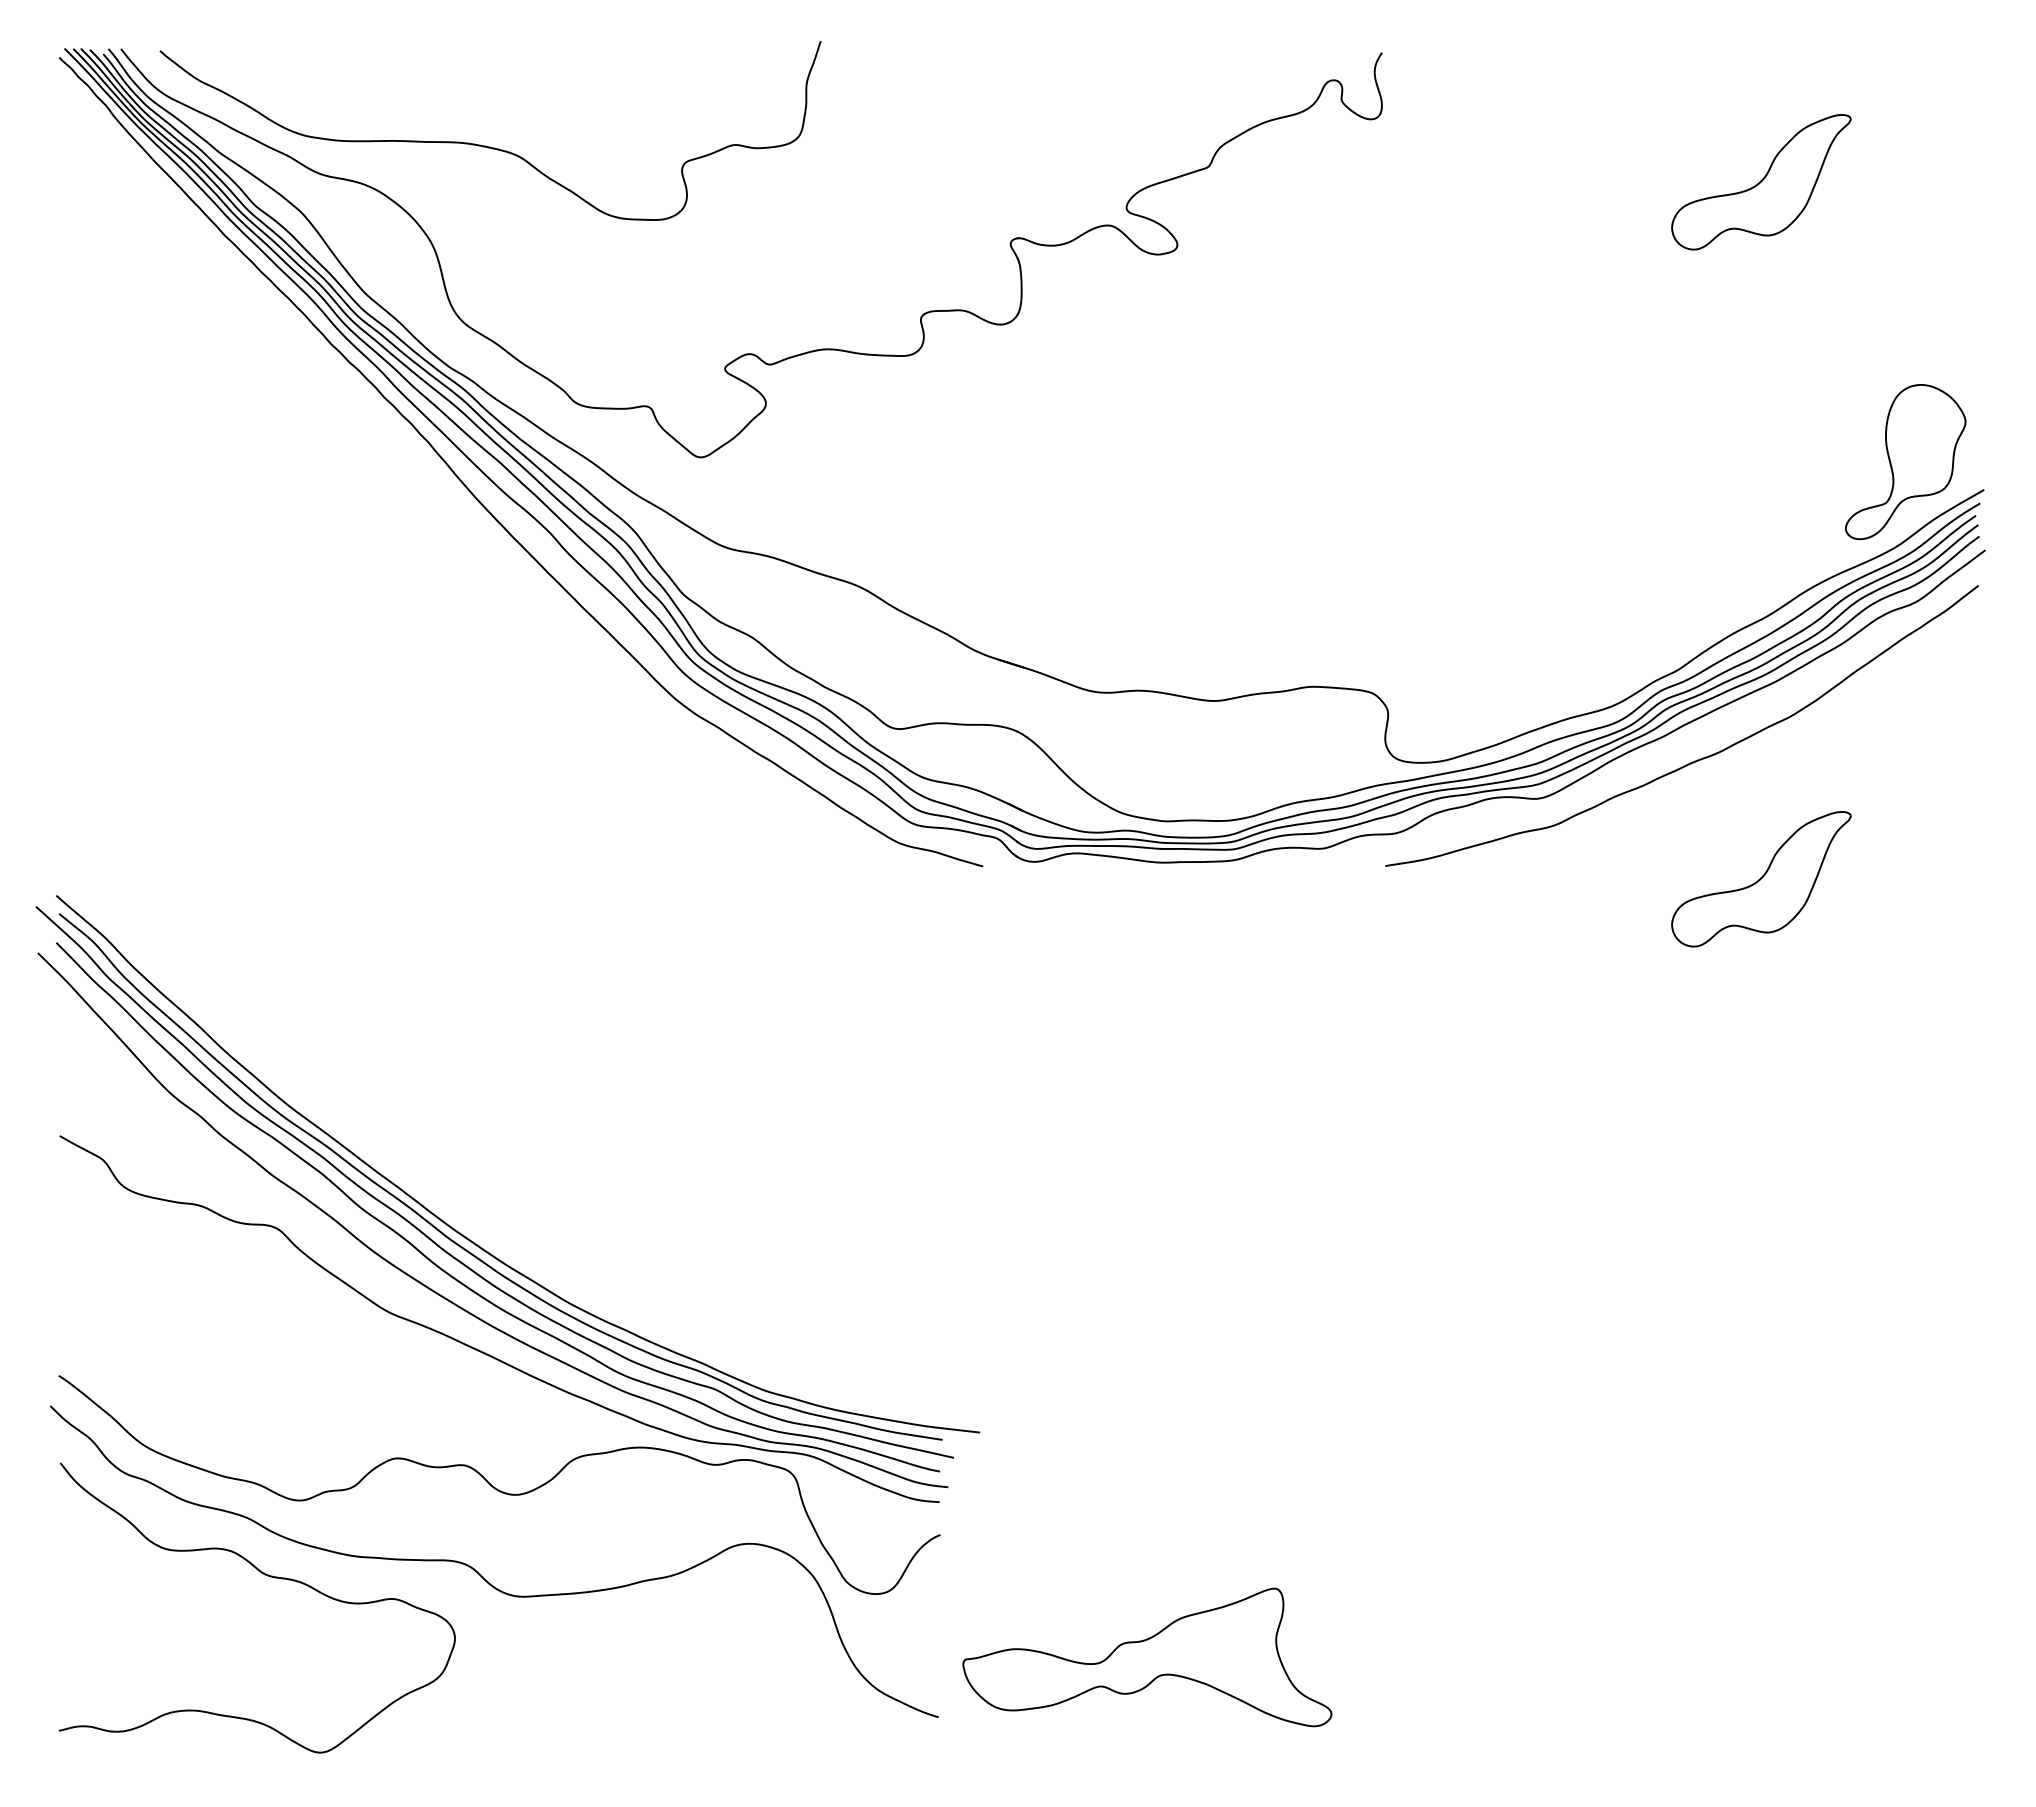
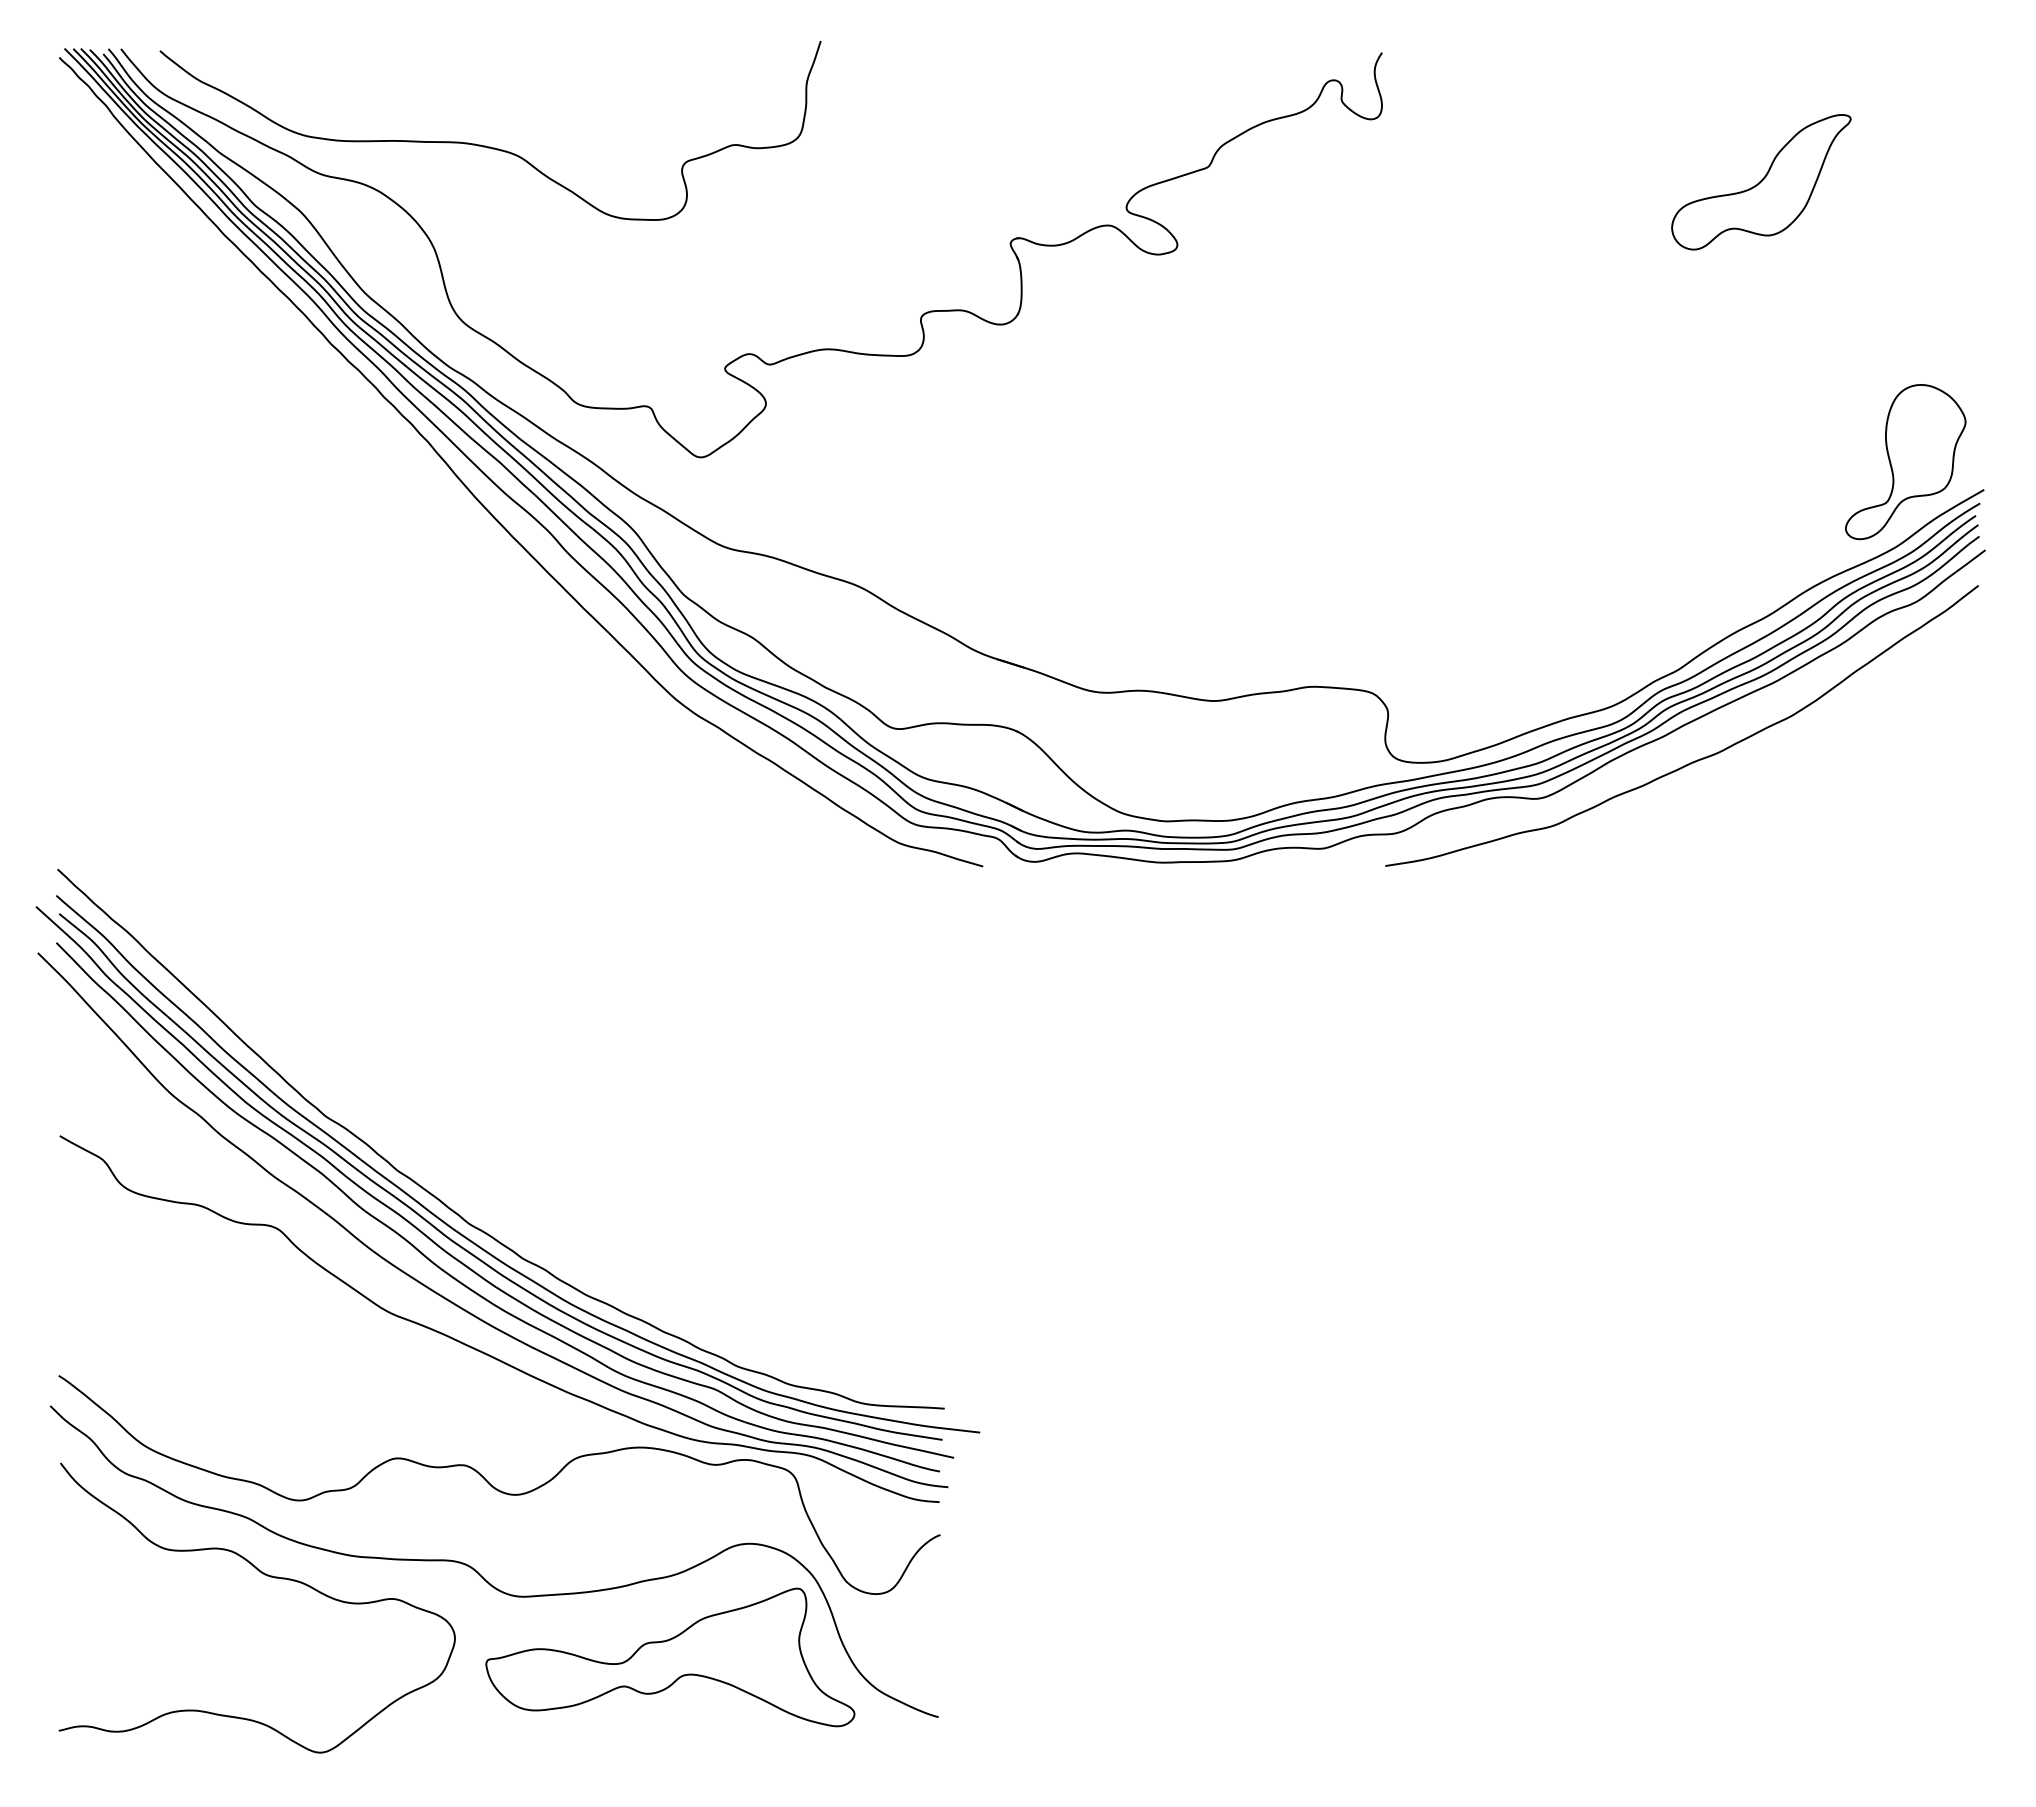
part: present -> none (1761, 879)
curve: none -> present (445, 1203)
part position: (1147, 1657) -> (670, 1657) (670, 1657)
